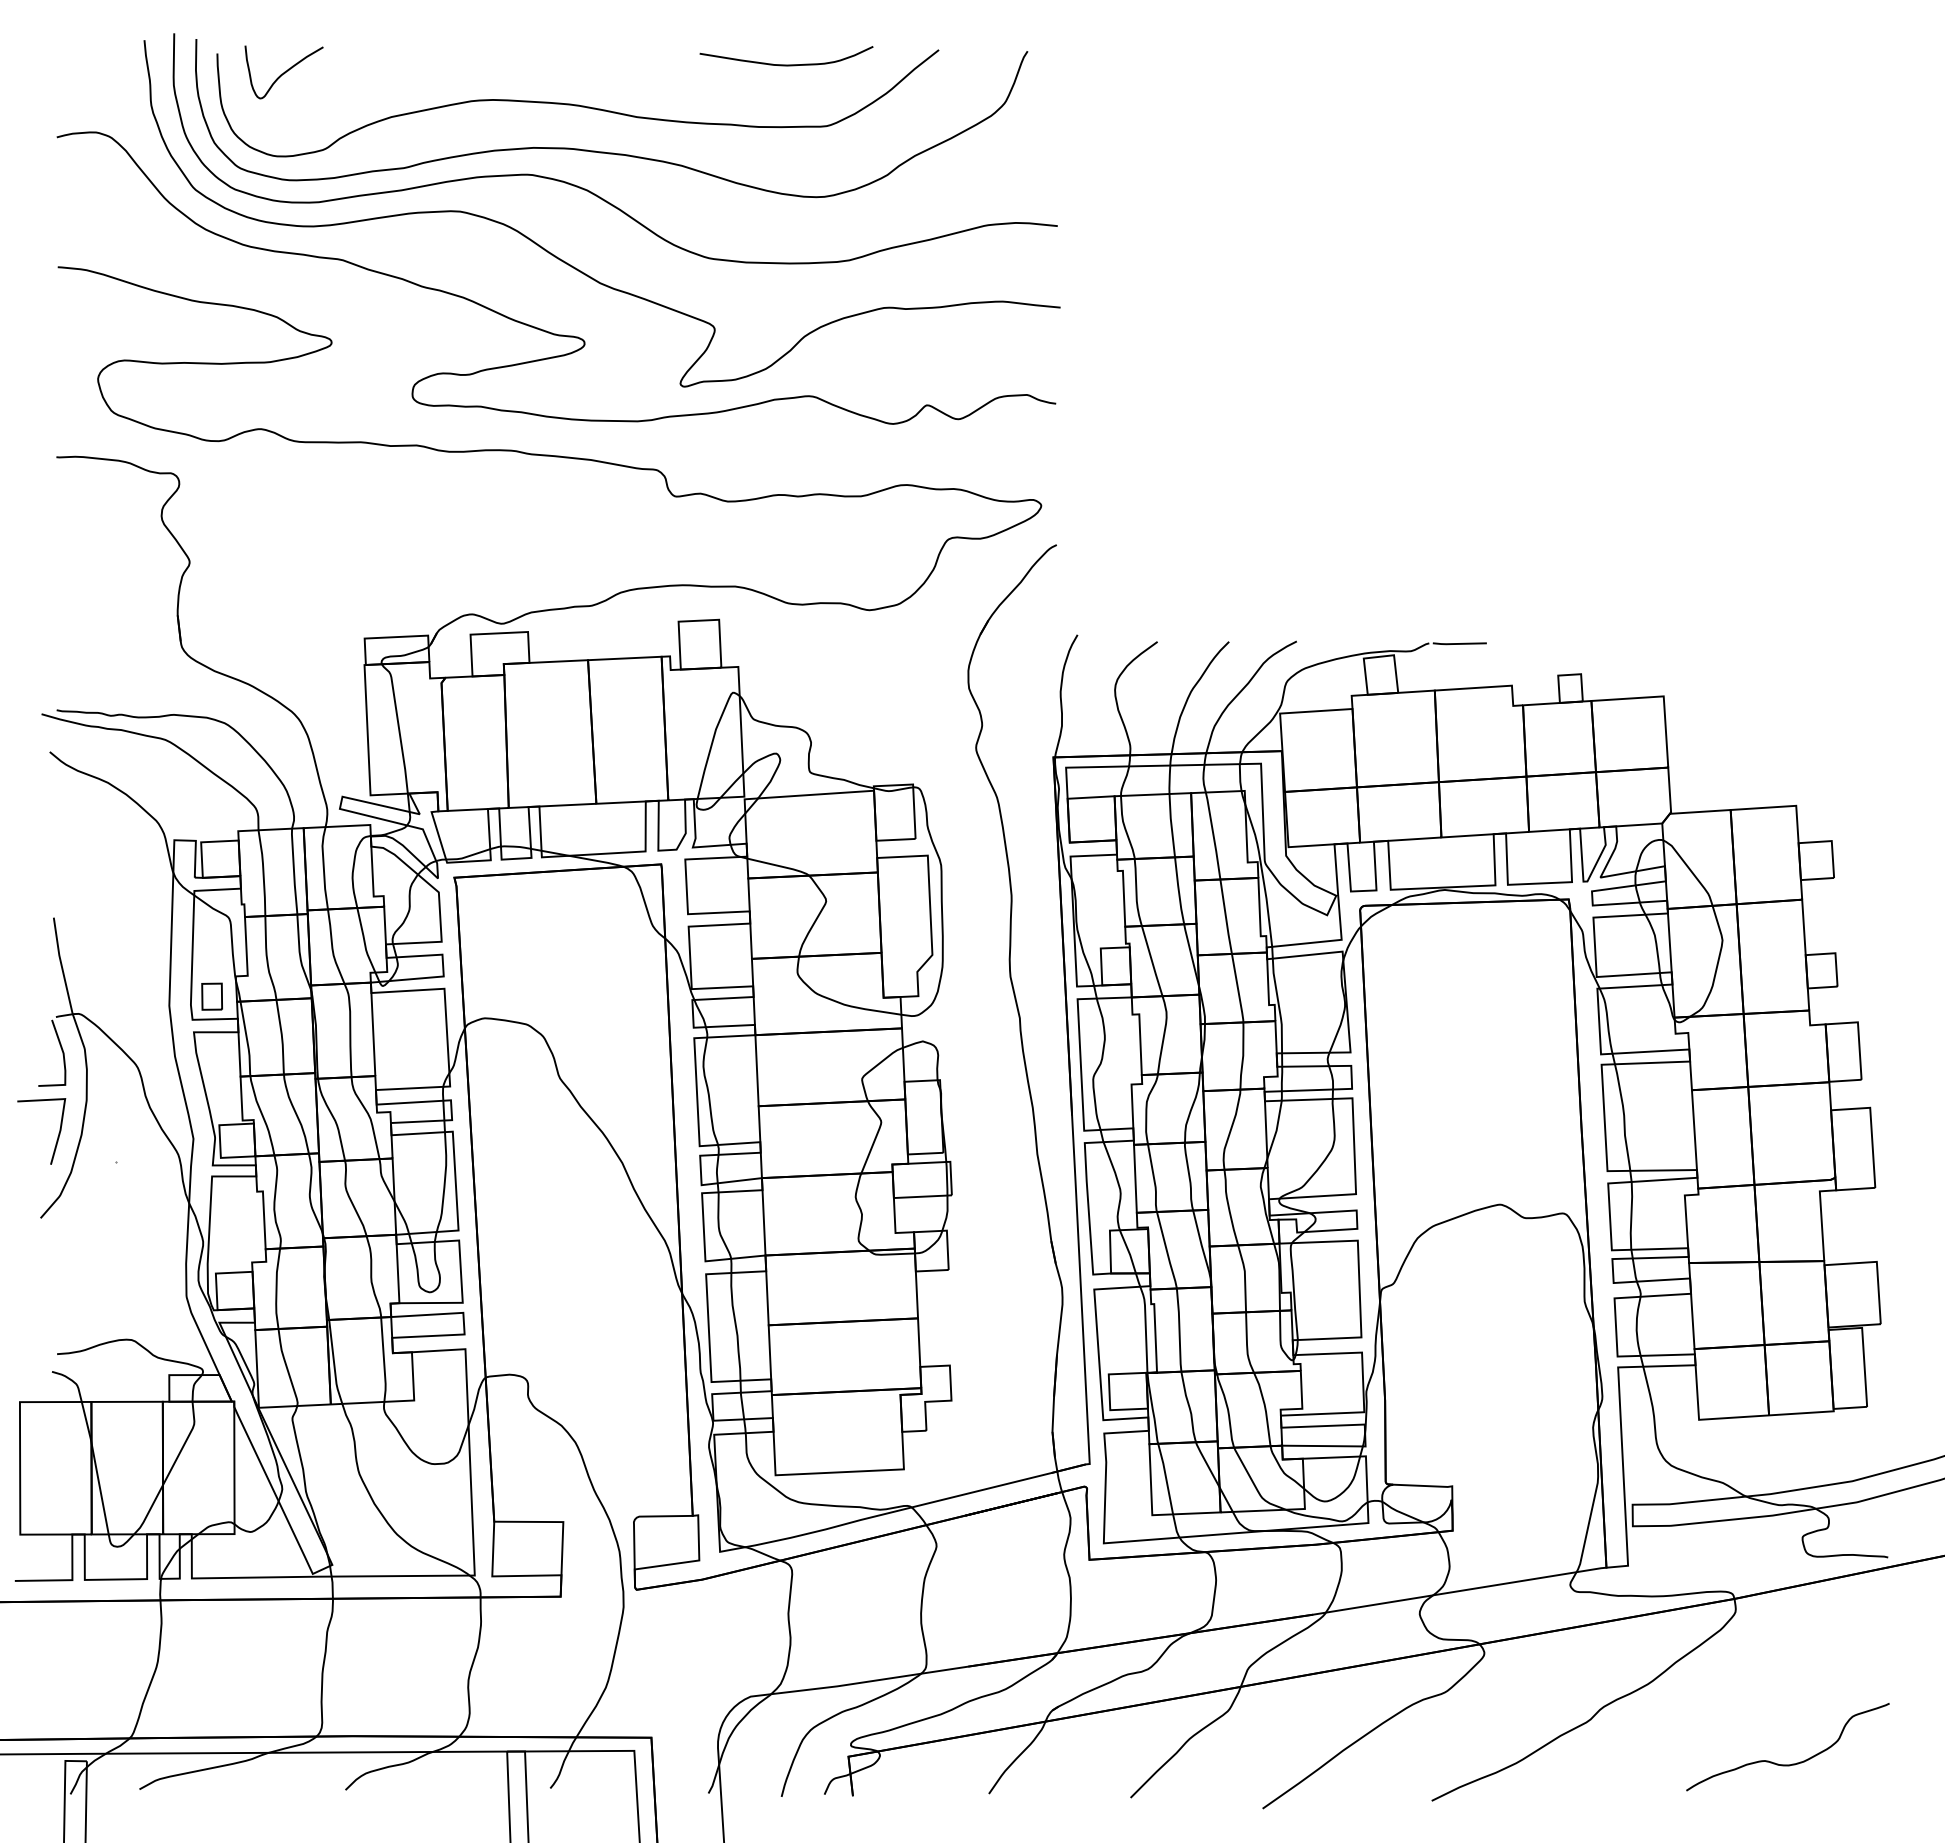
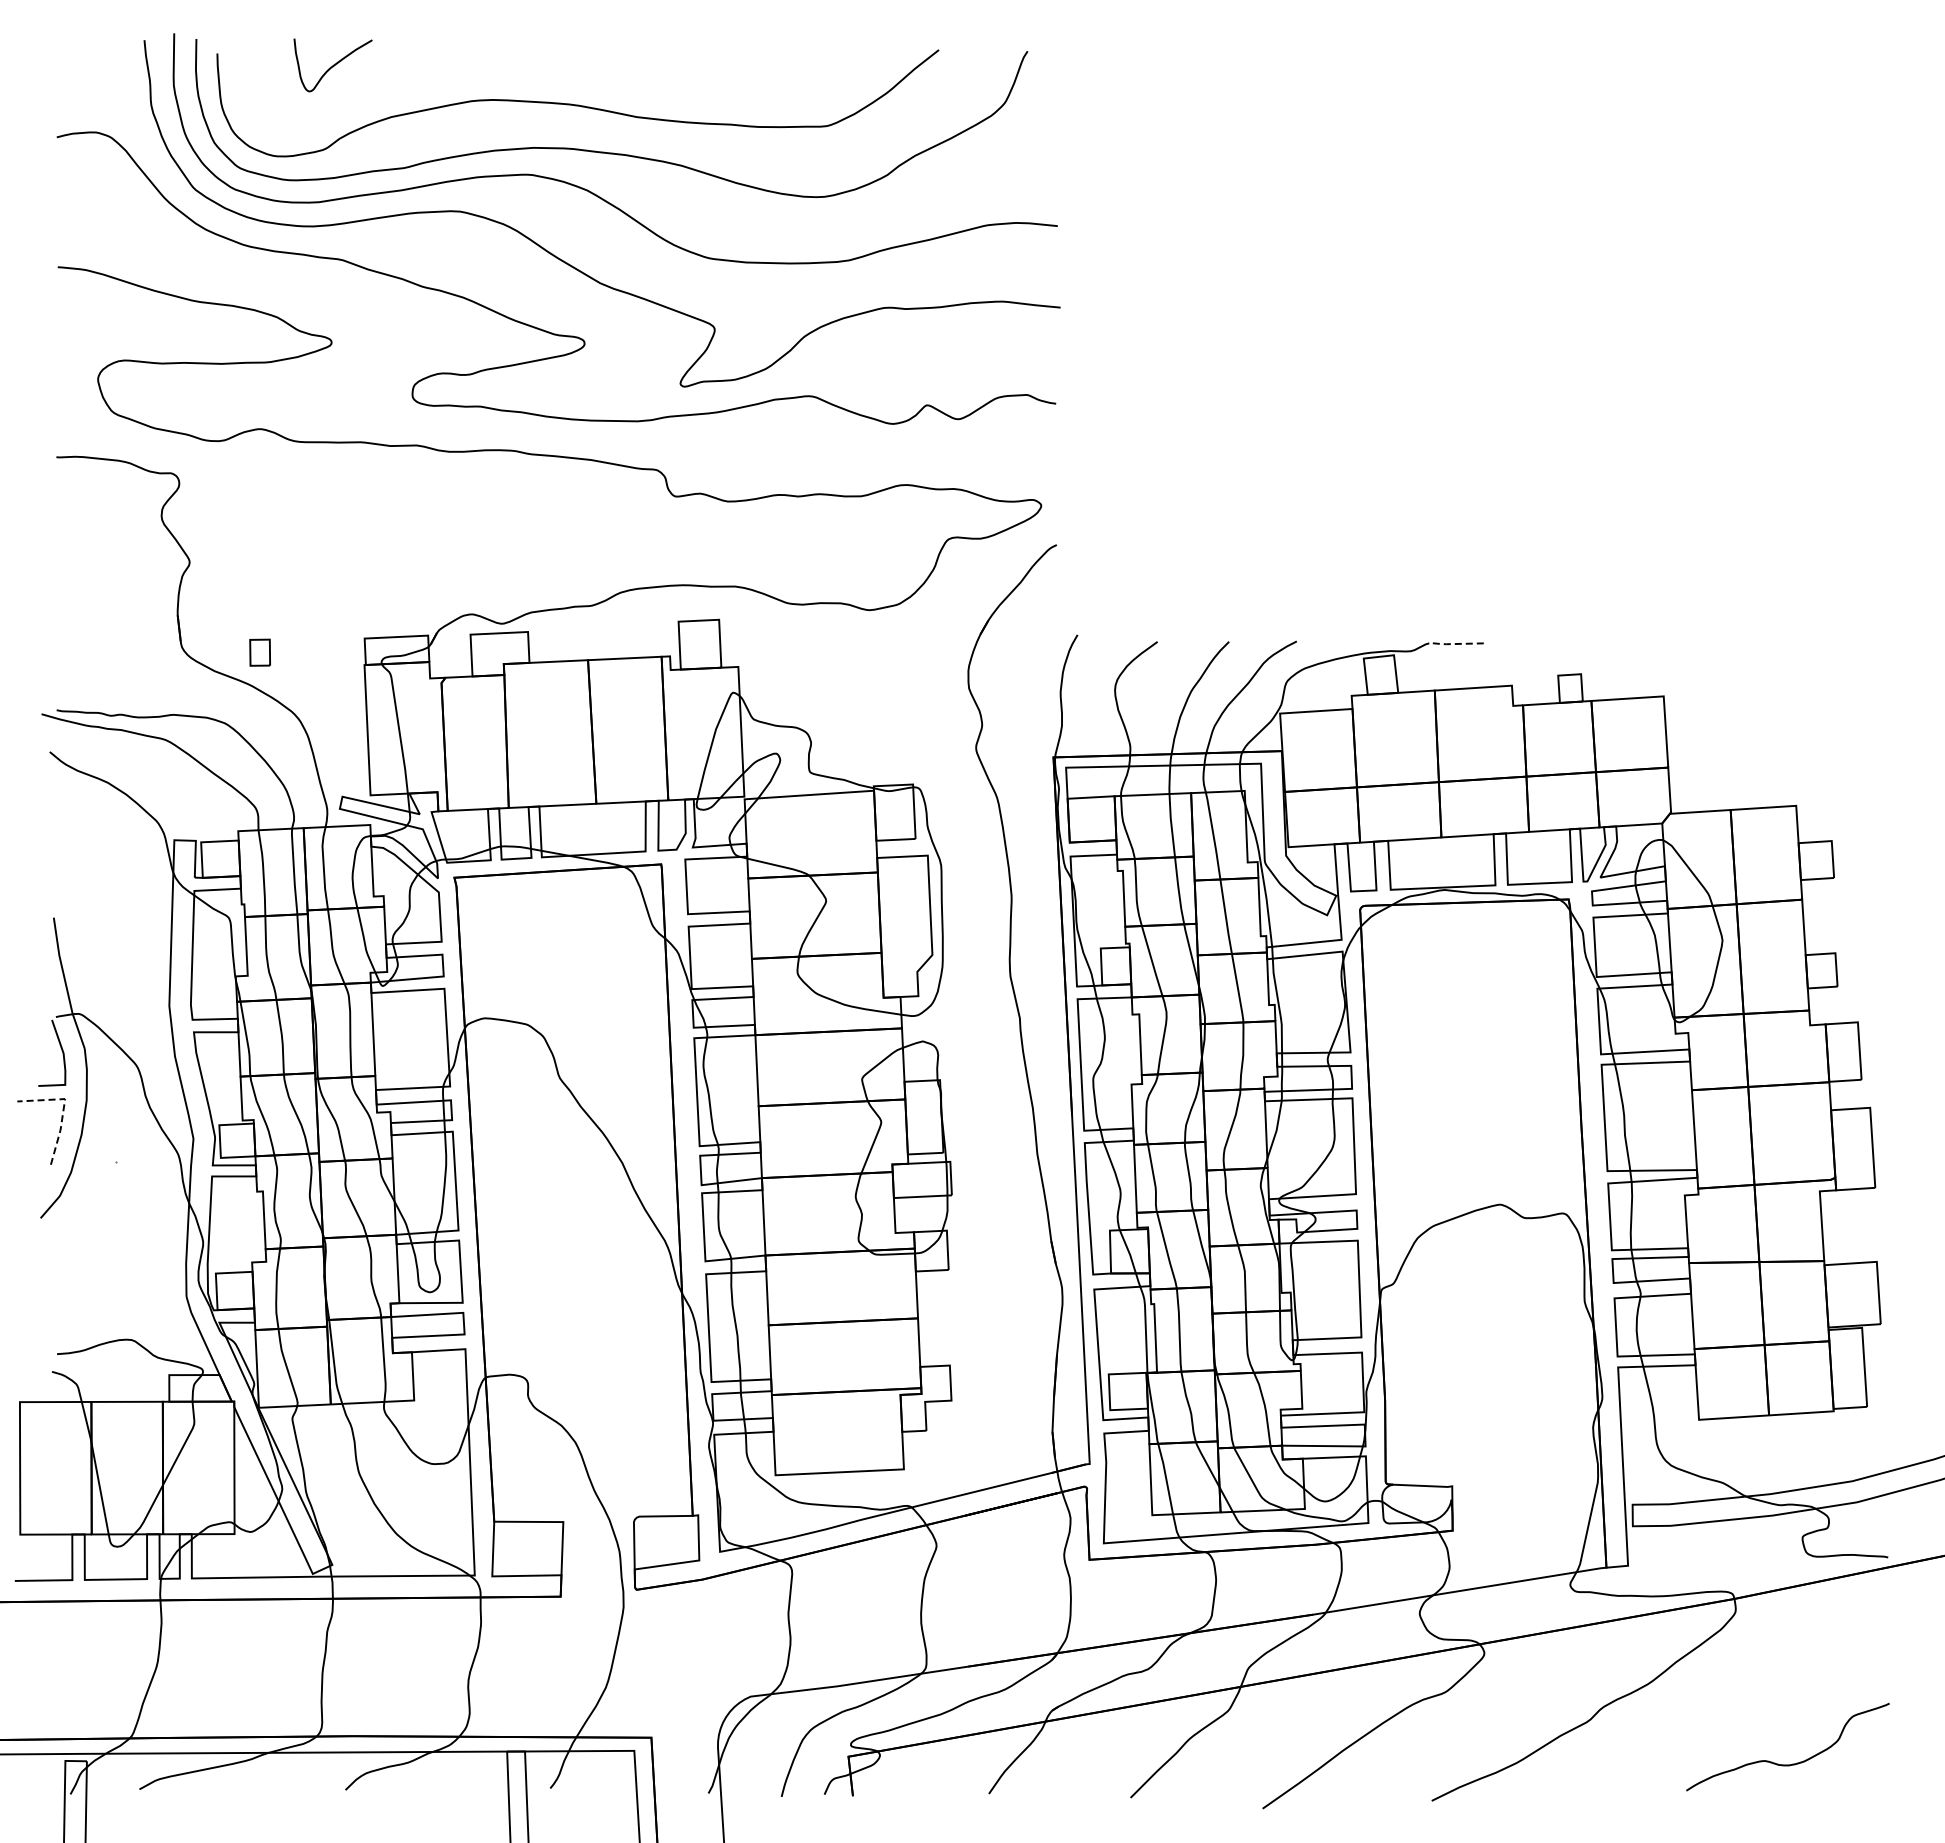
curve: present -> none (786, 64)
curve position: (283, 72) -> (332, 65) (332, 65)
line: solid -> dashed (1459, 643)
part position: (211, 996) -> (259, 652) (259, 652)
line: solid -> dashed (63, 1108)
